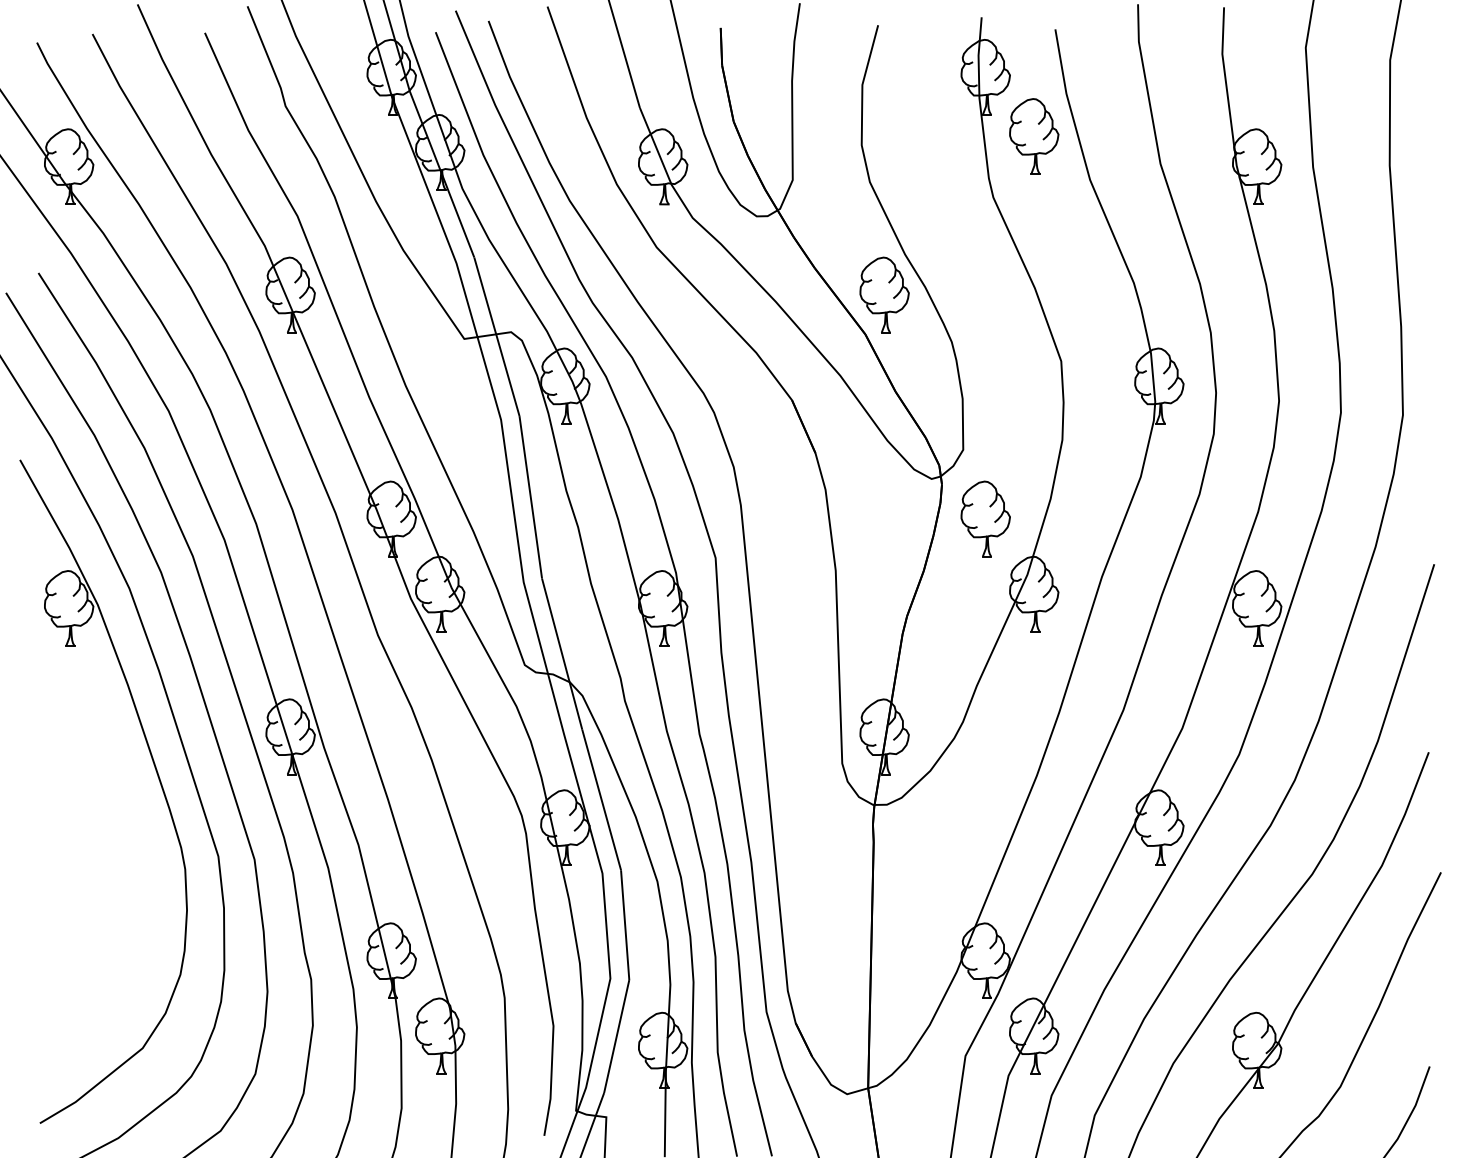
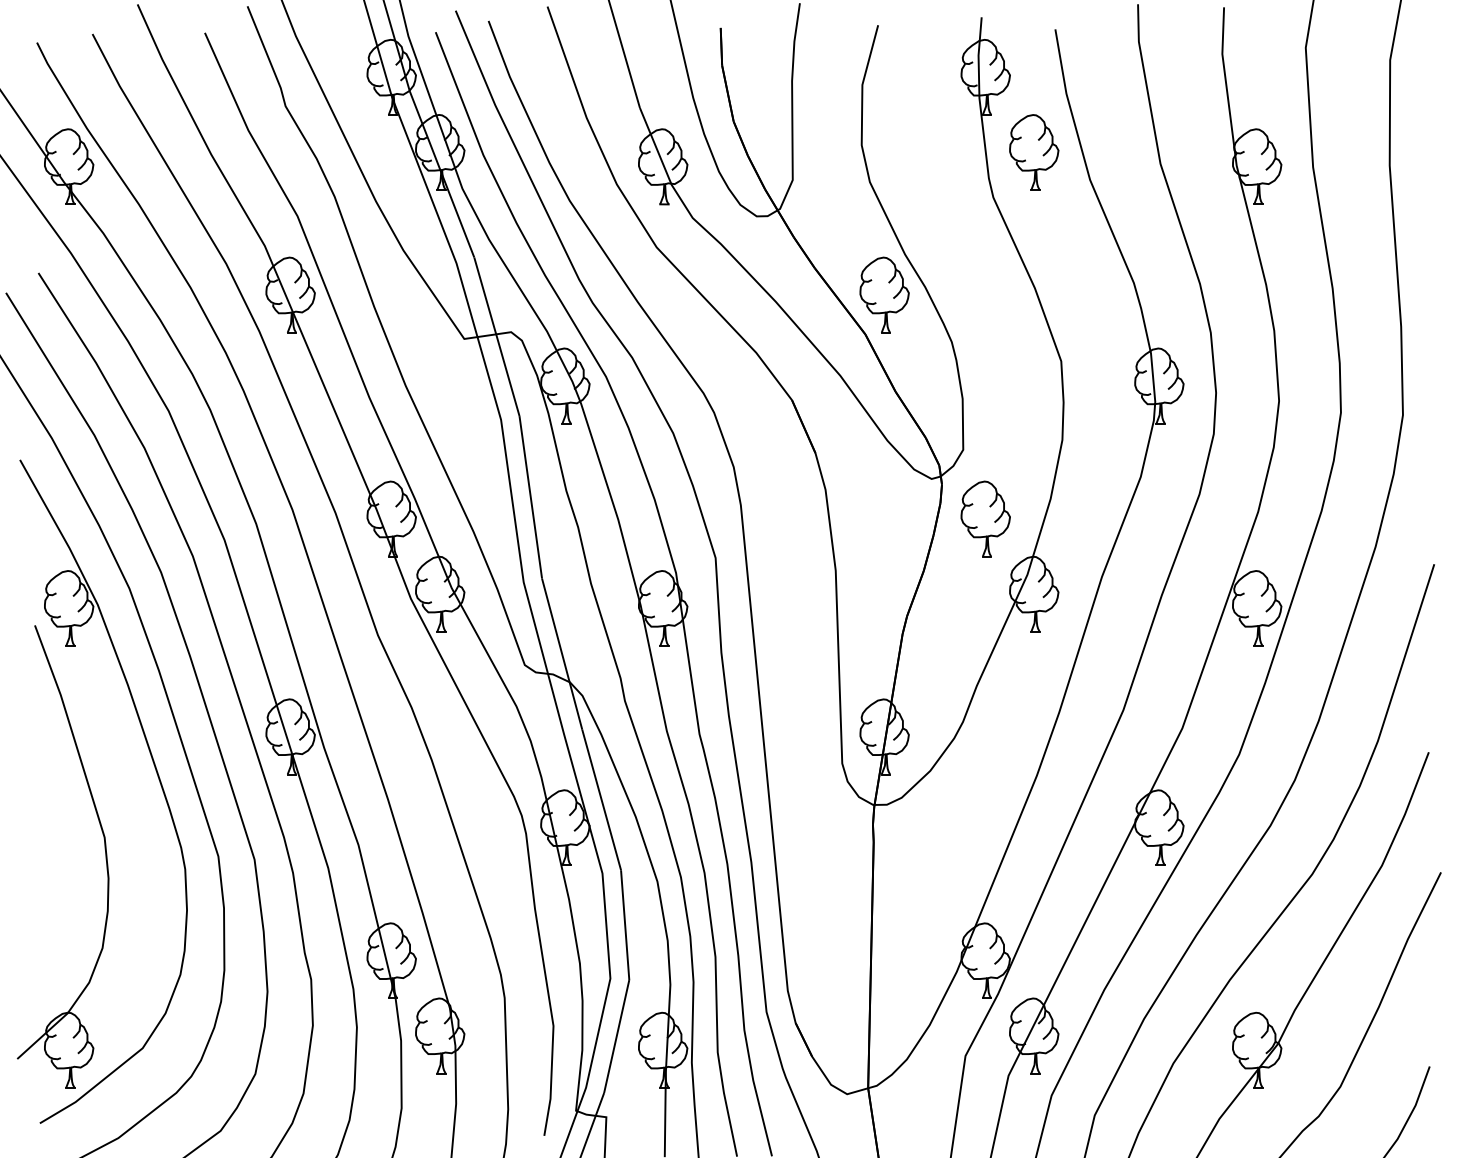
part position: (1034, 136) -> (1034, 152) (1034, 152)
part: none -> present (104, 849)
